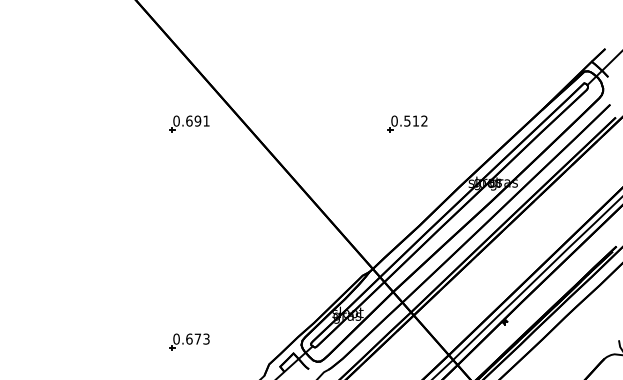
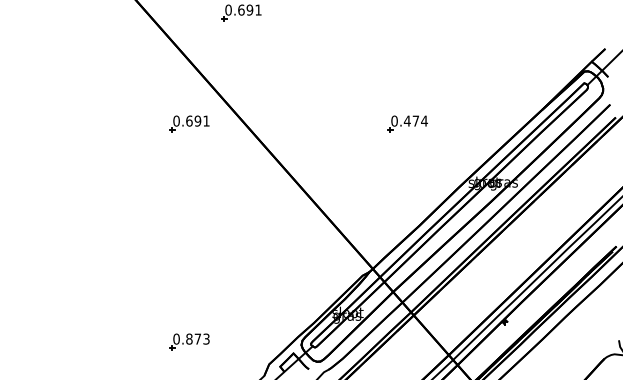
part: none -> present (241, 12)
text: 0.512 -> 0.474 (415, 120)
text: 0.673 -> 0.873 (189, 338)
